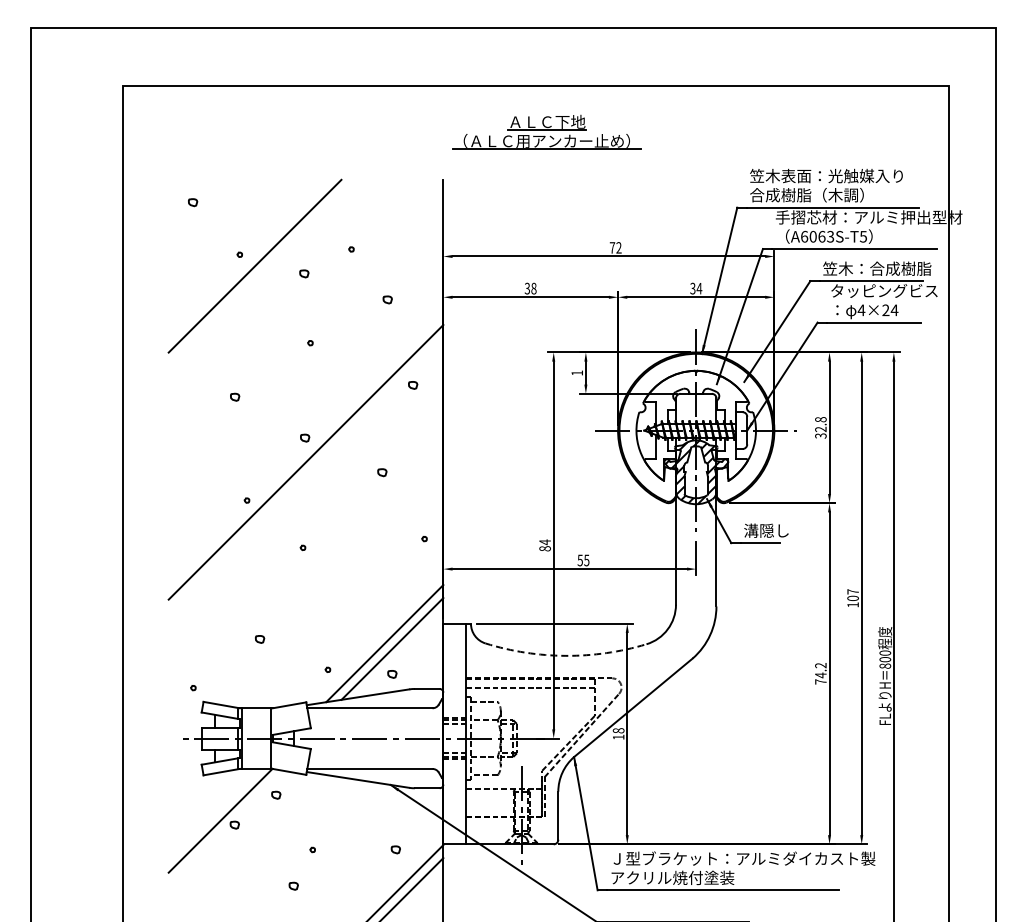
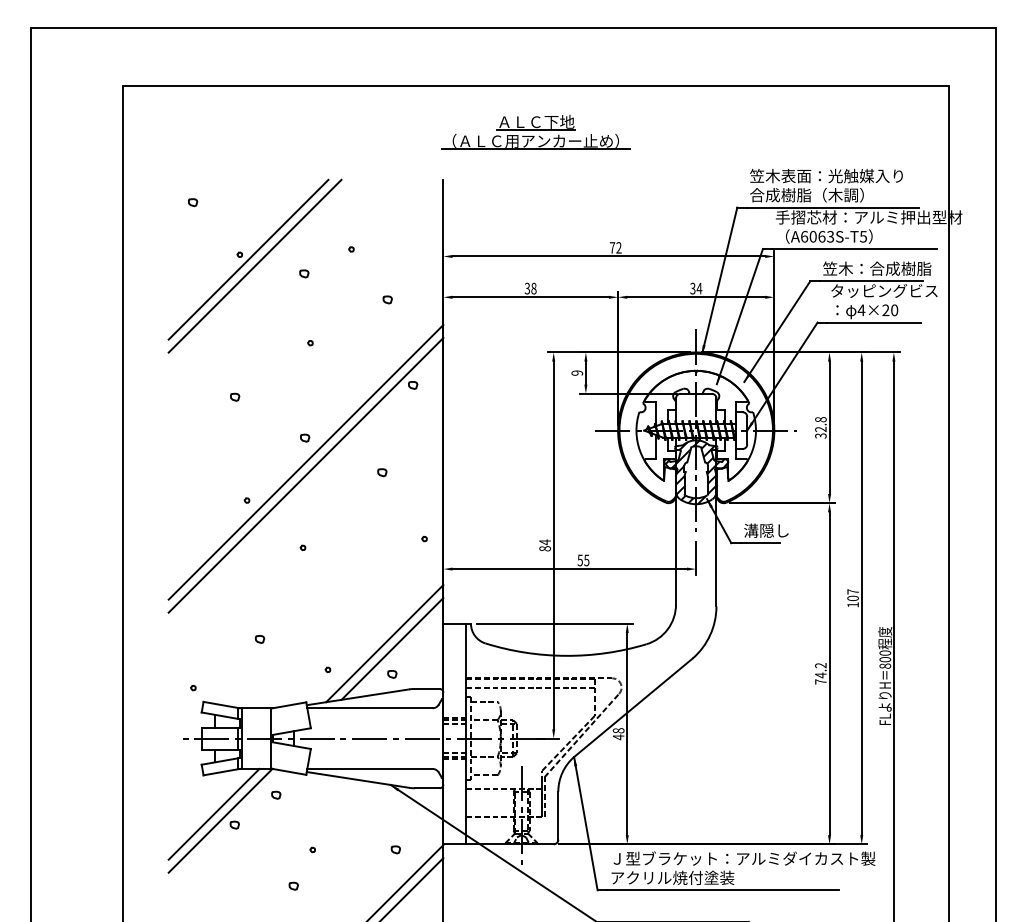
part position: (546, 131) -> (535, 131) (535, 131)
line: none -> present (248, 259)
text: 4×24 -> 4×20 (894, 310)
text: 1 -> 9 (577, 372)
line: none -> present (305, 474)
arc: dashed -> solid (565, 655)
text: 18 -> 48 (618, 737)
line: none -> present (213, 813)
